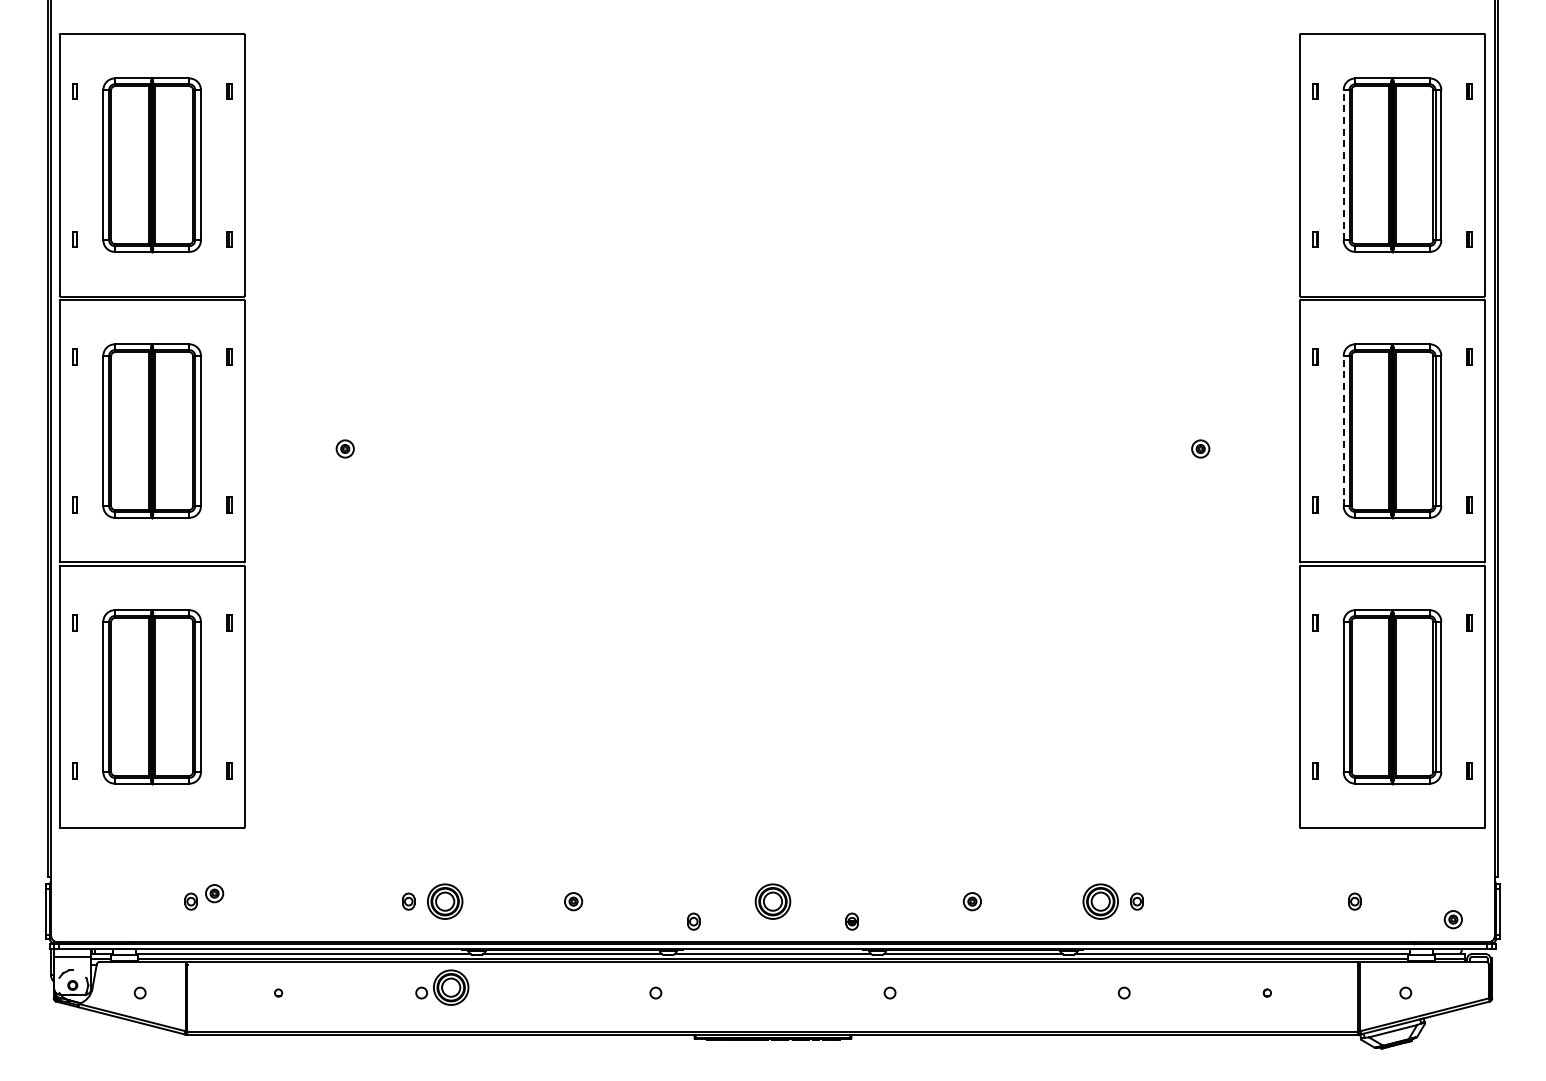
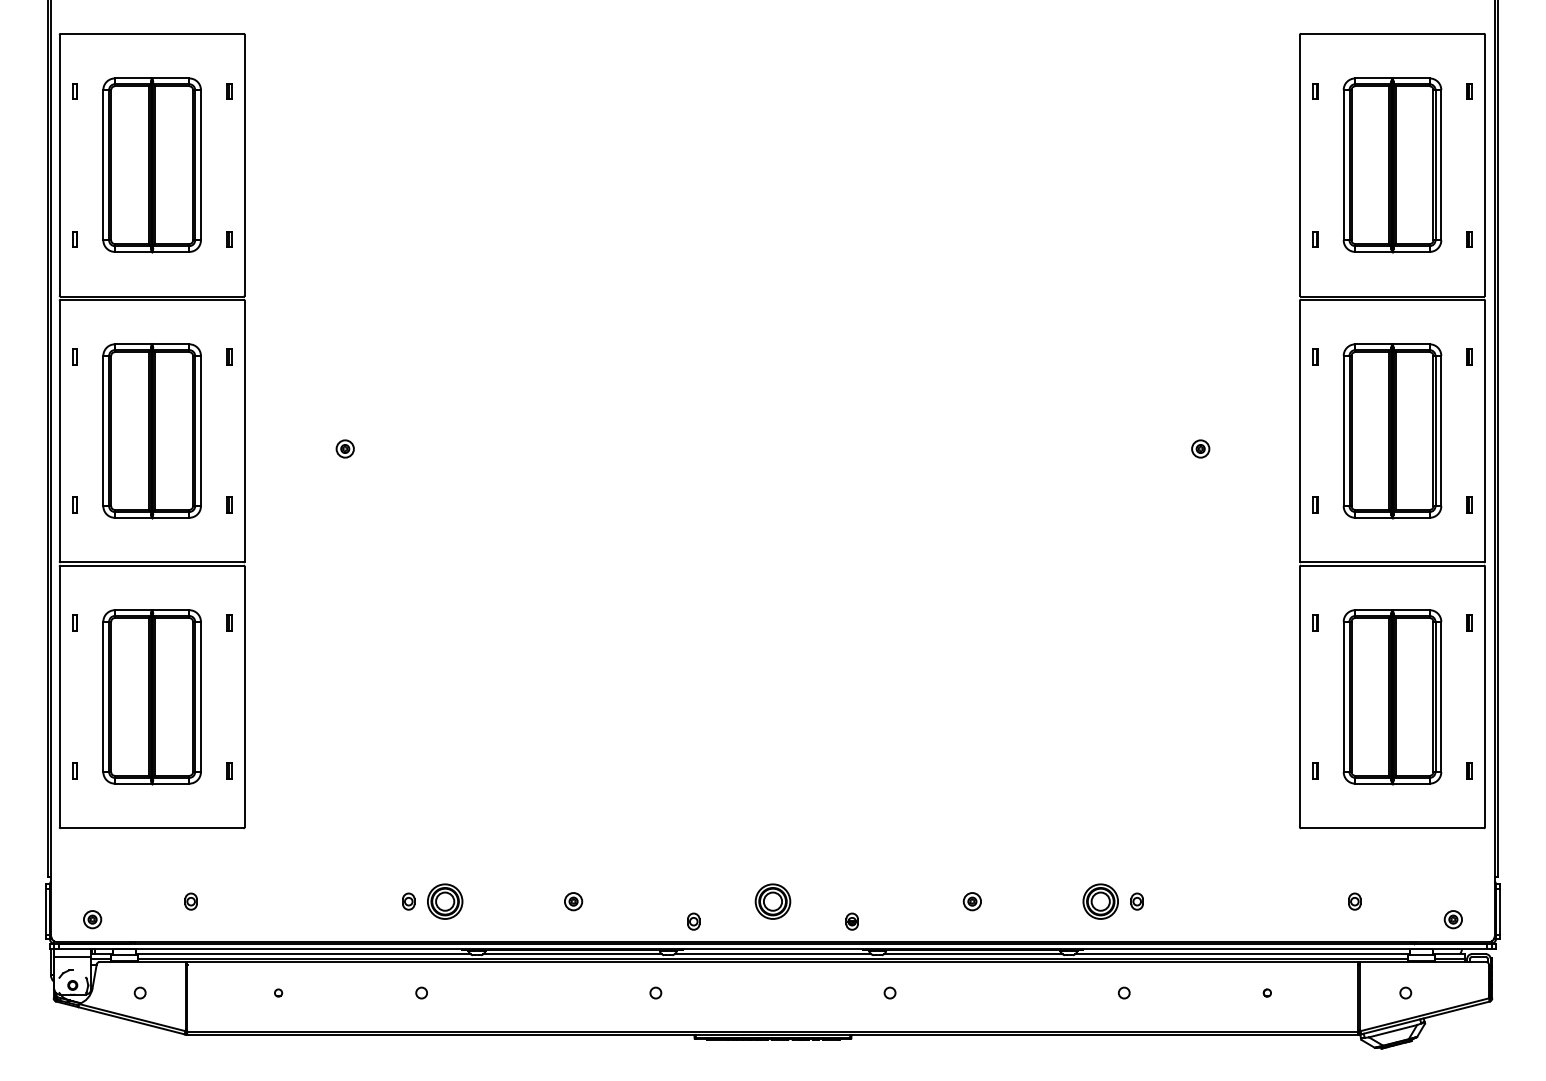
line: dashed -> solid (1343, 164)
line: dashed -> solid (1343, 430)
part position: (214, 893) -> (92, 919) (92, 919)
part: present -> none (451, 987)
